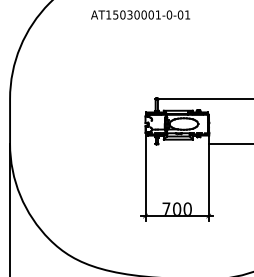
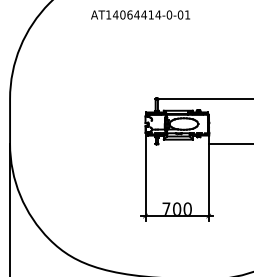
text: AT15030001-0-01 -> AT14064414-0-01 (136, 14)
